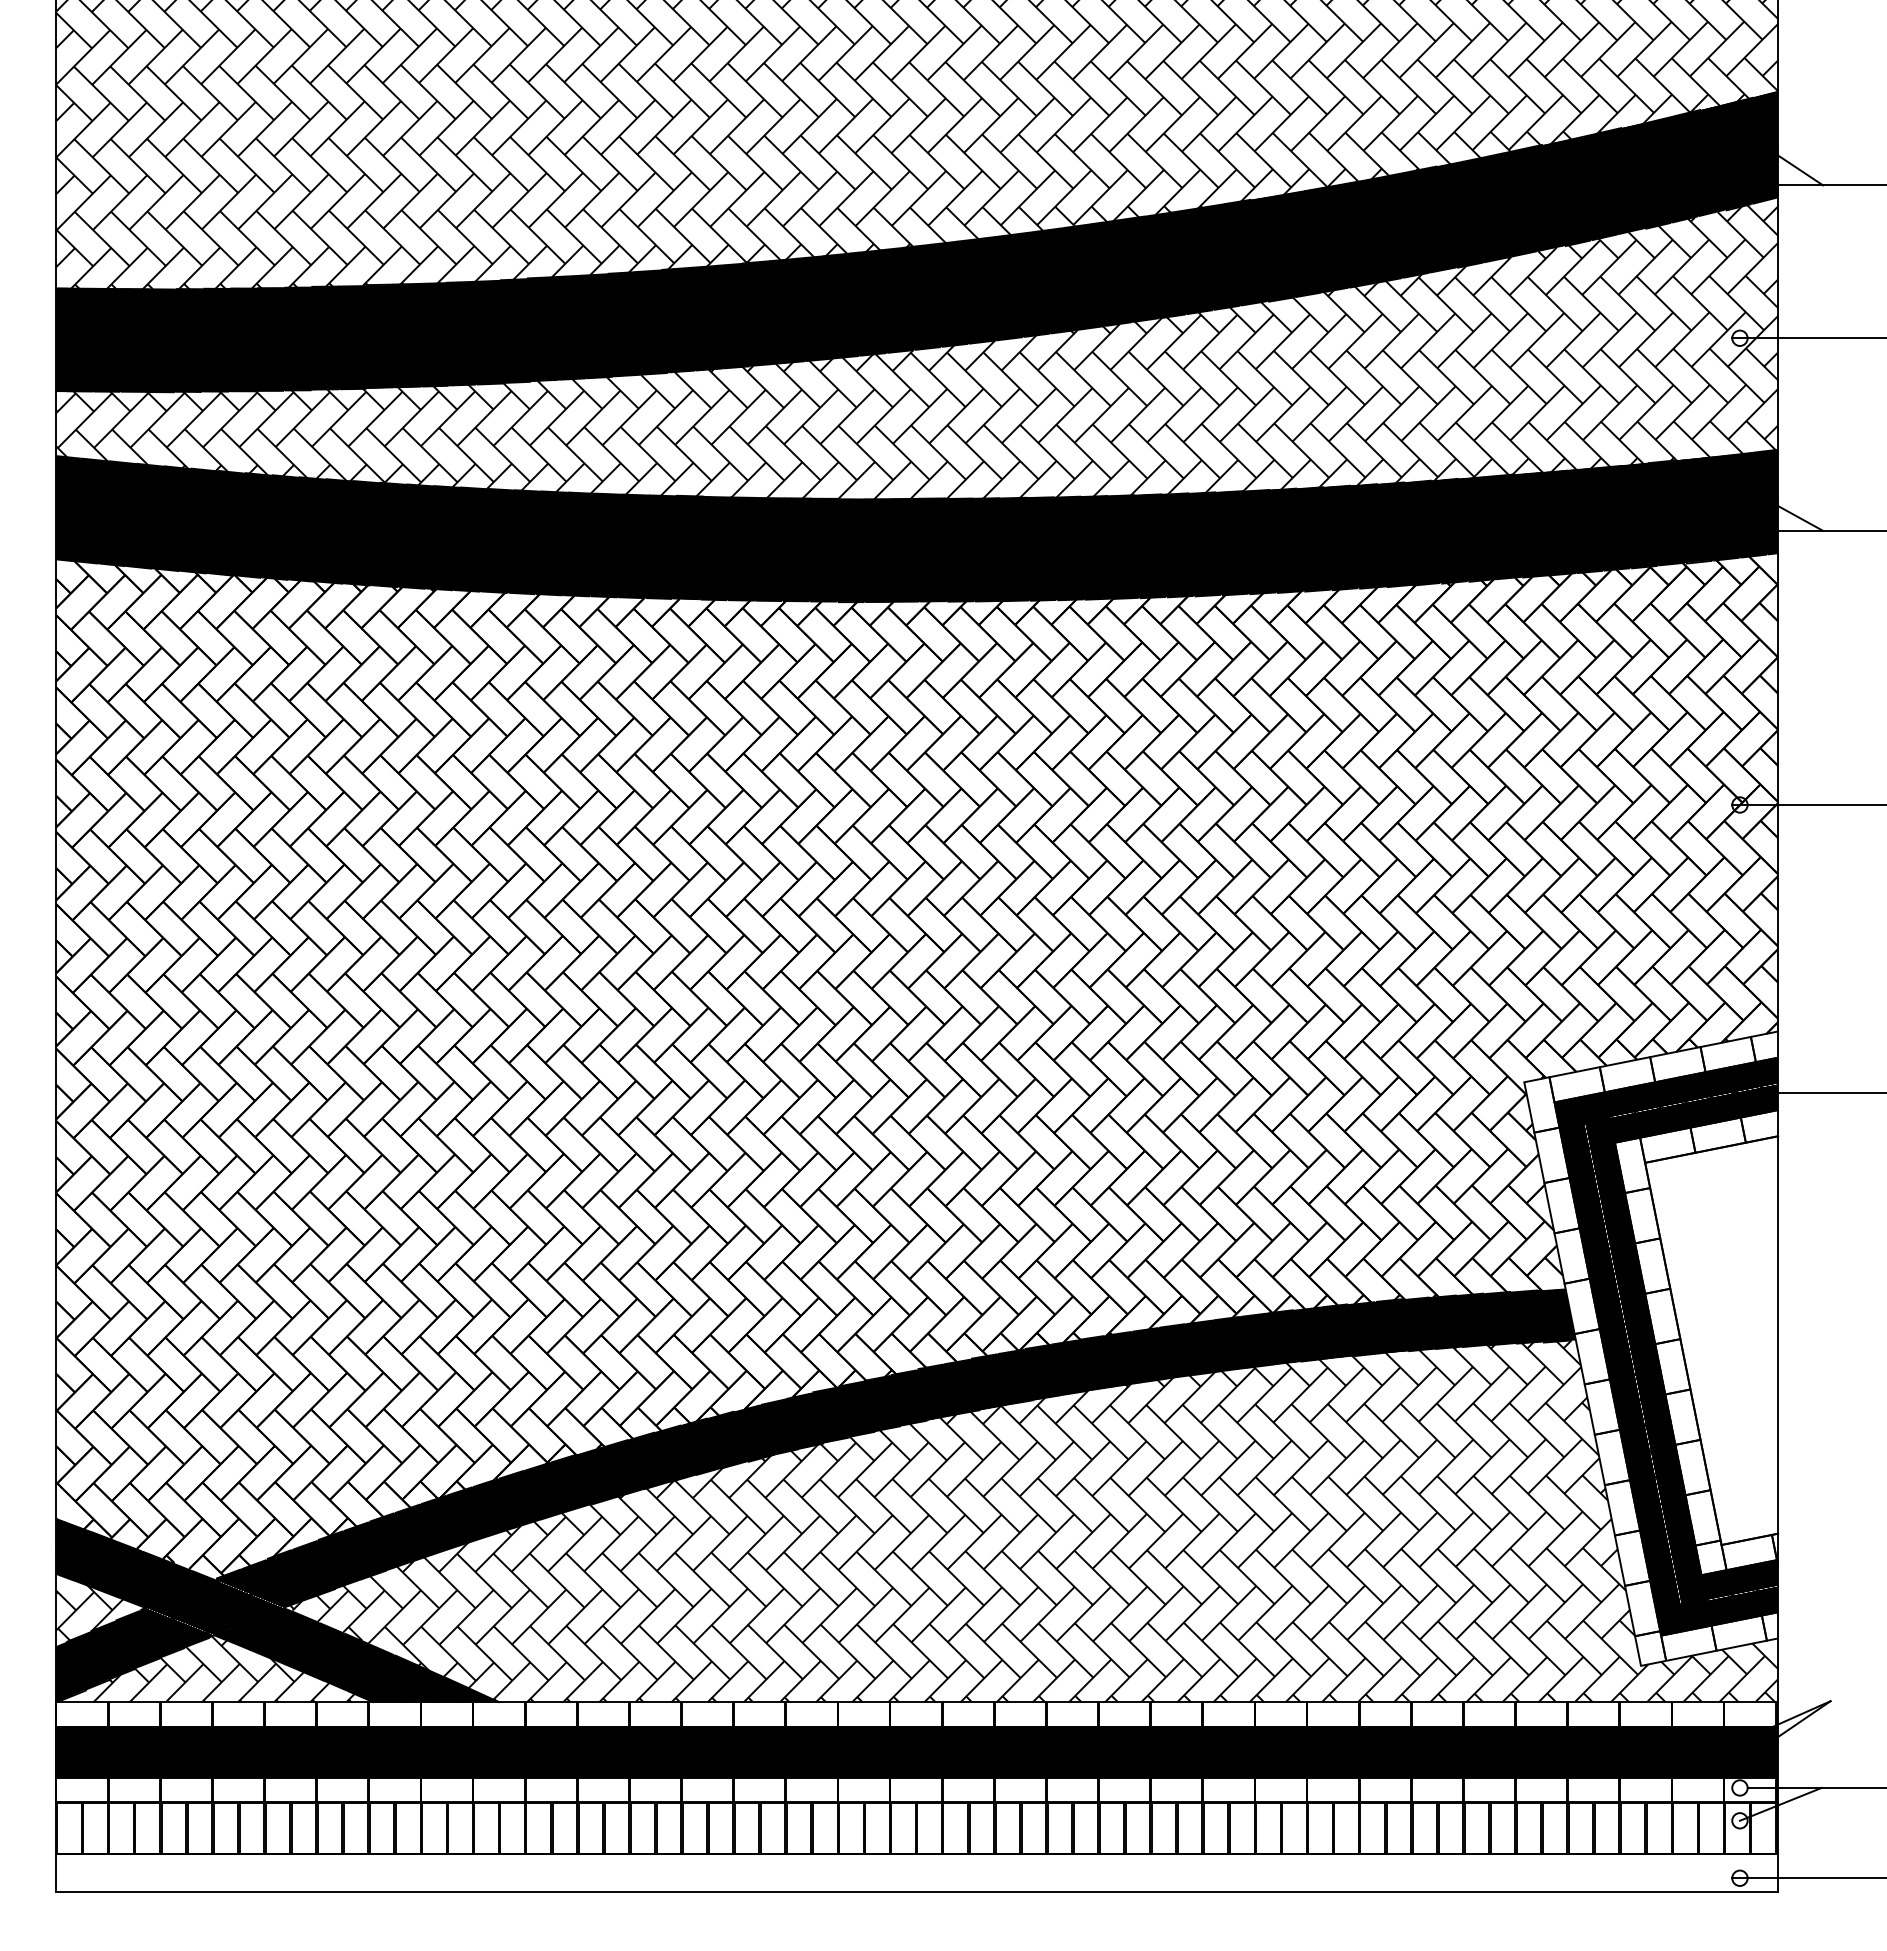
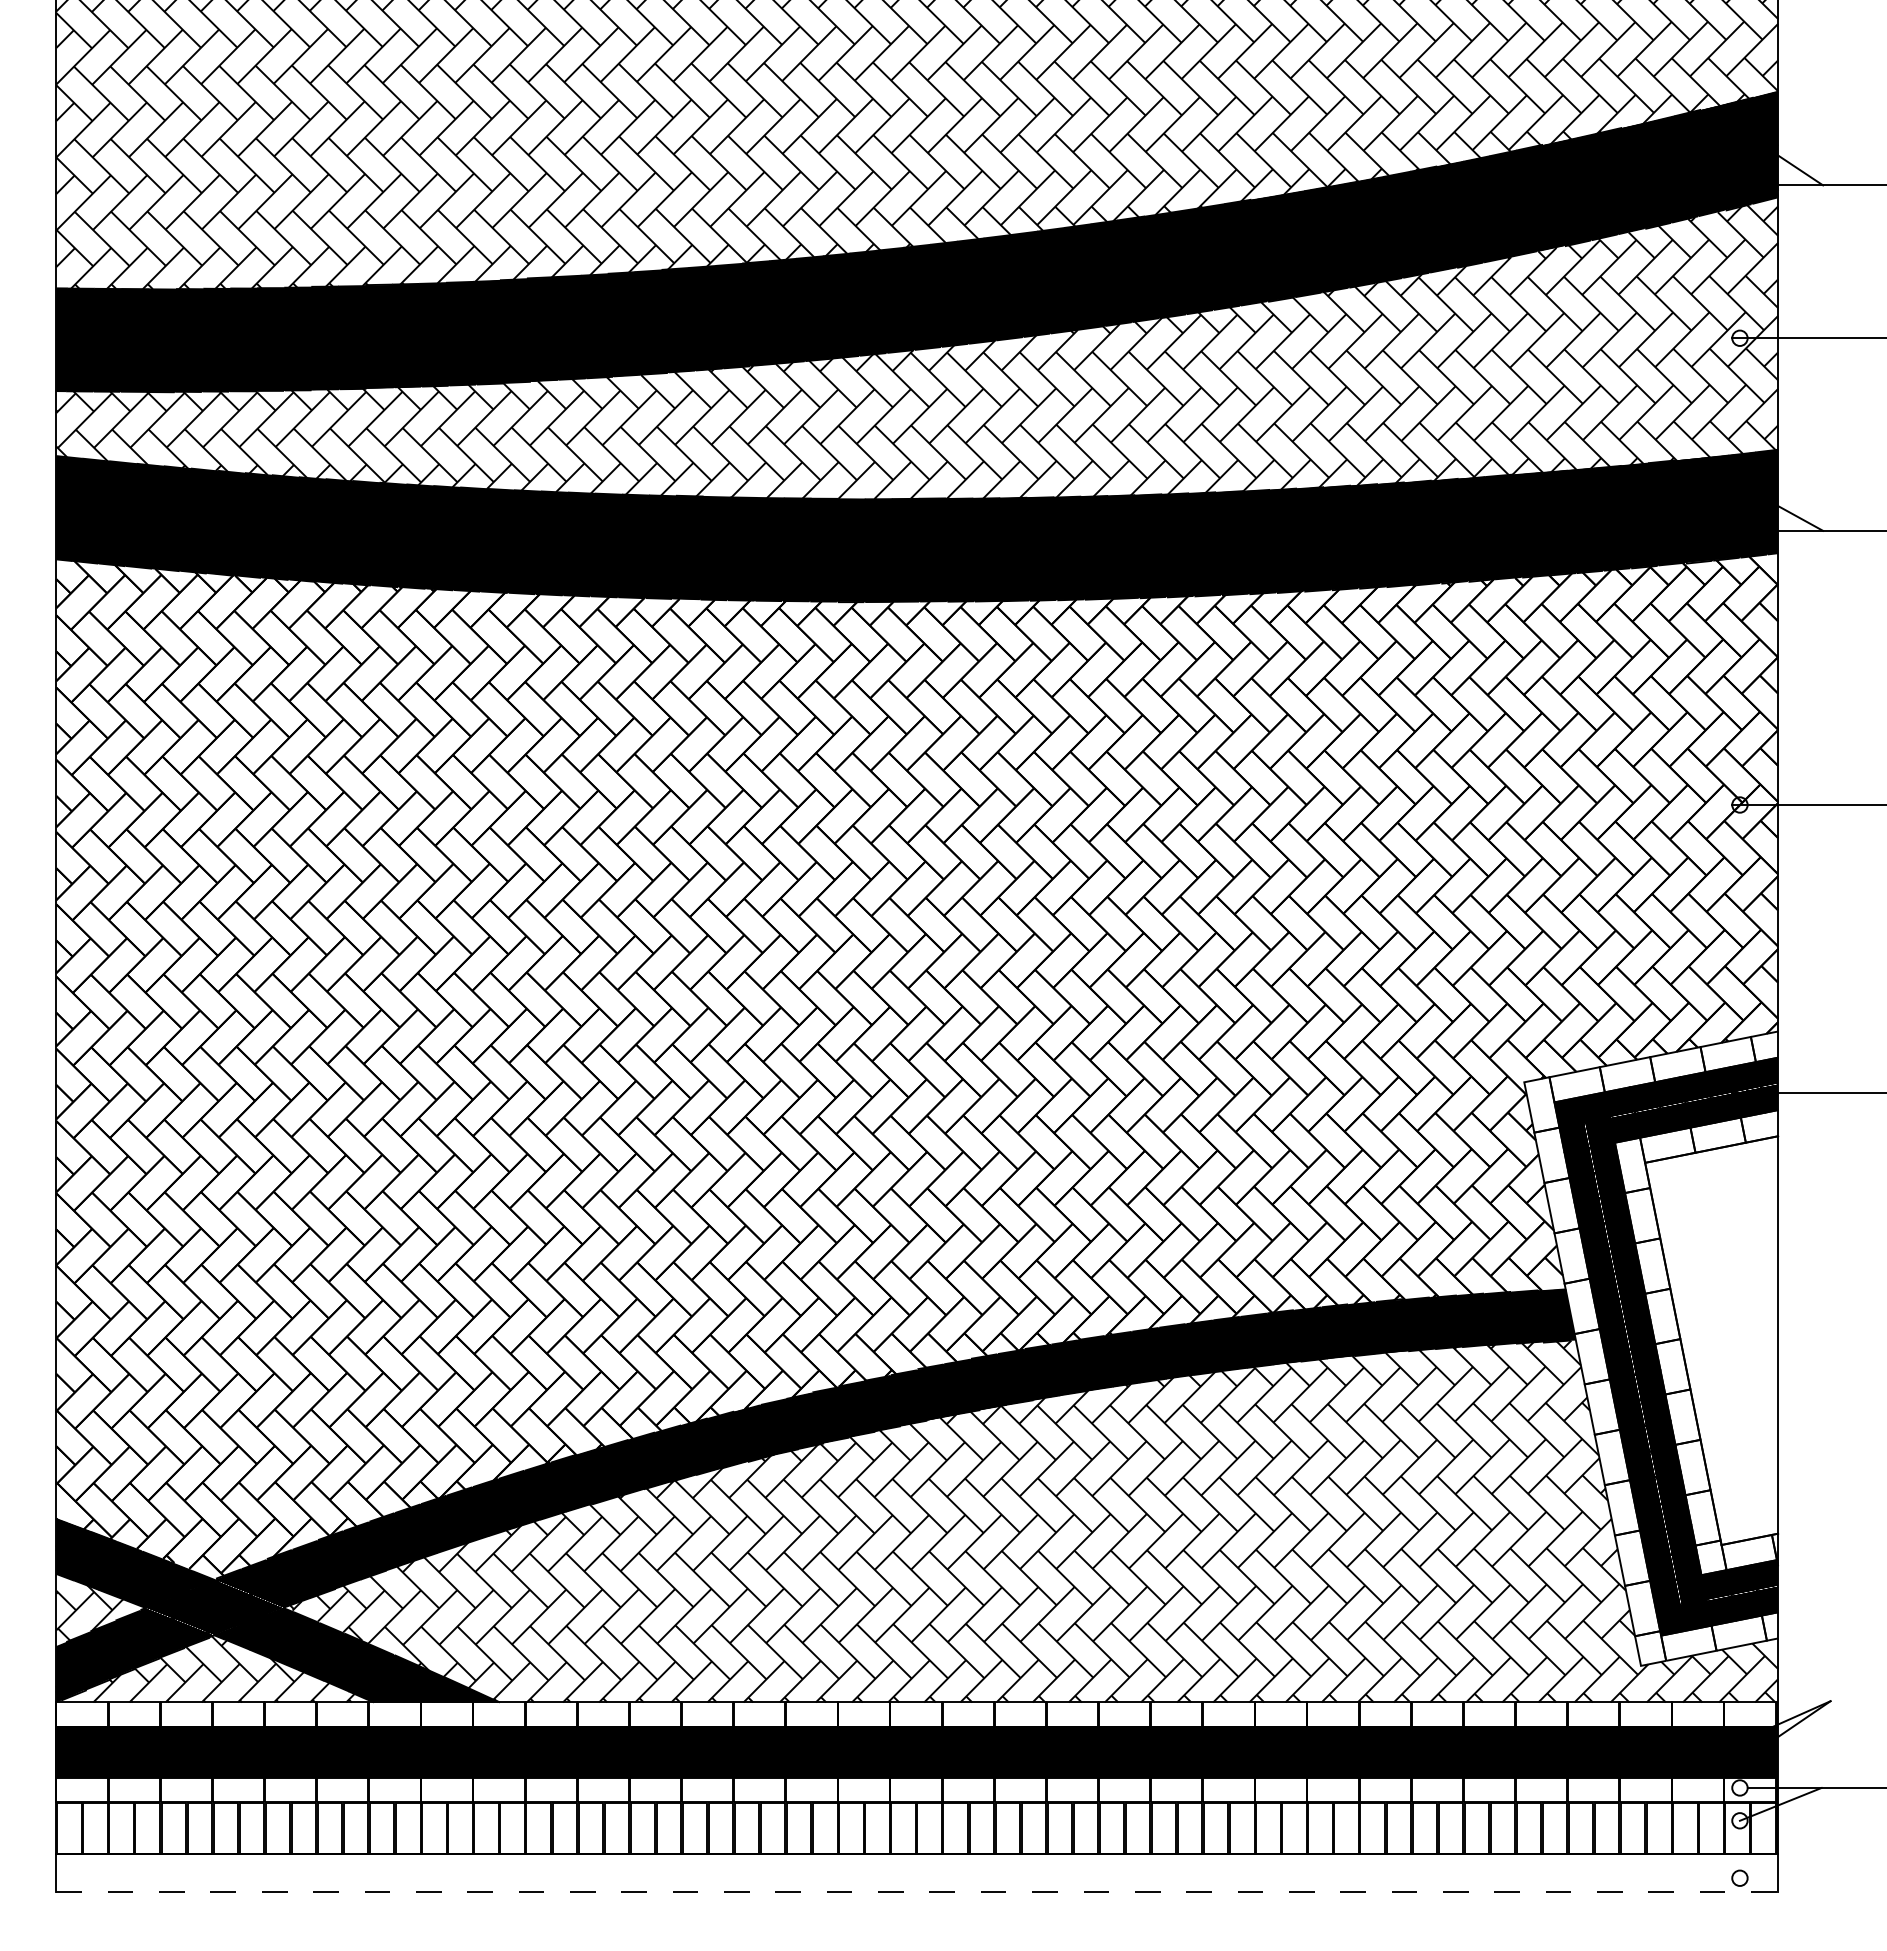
line: present -> none (1807, 1878)
line: solid -> dashed (917, 1892)
